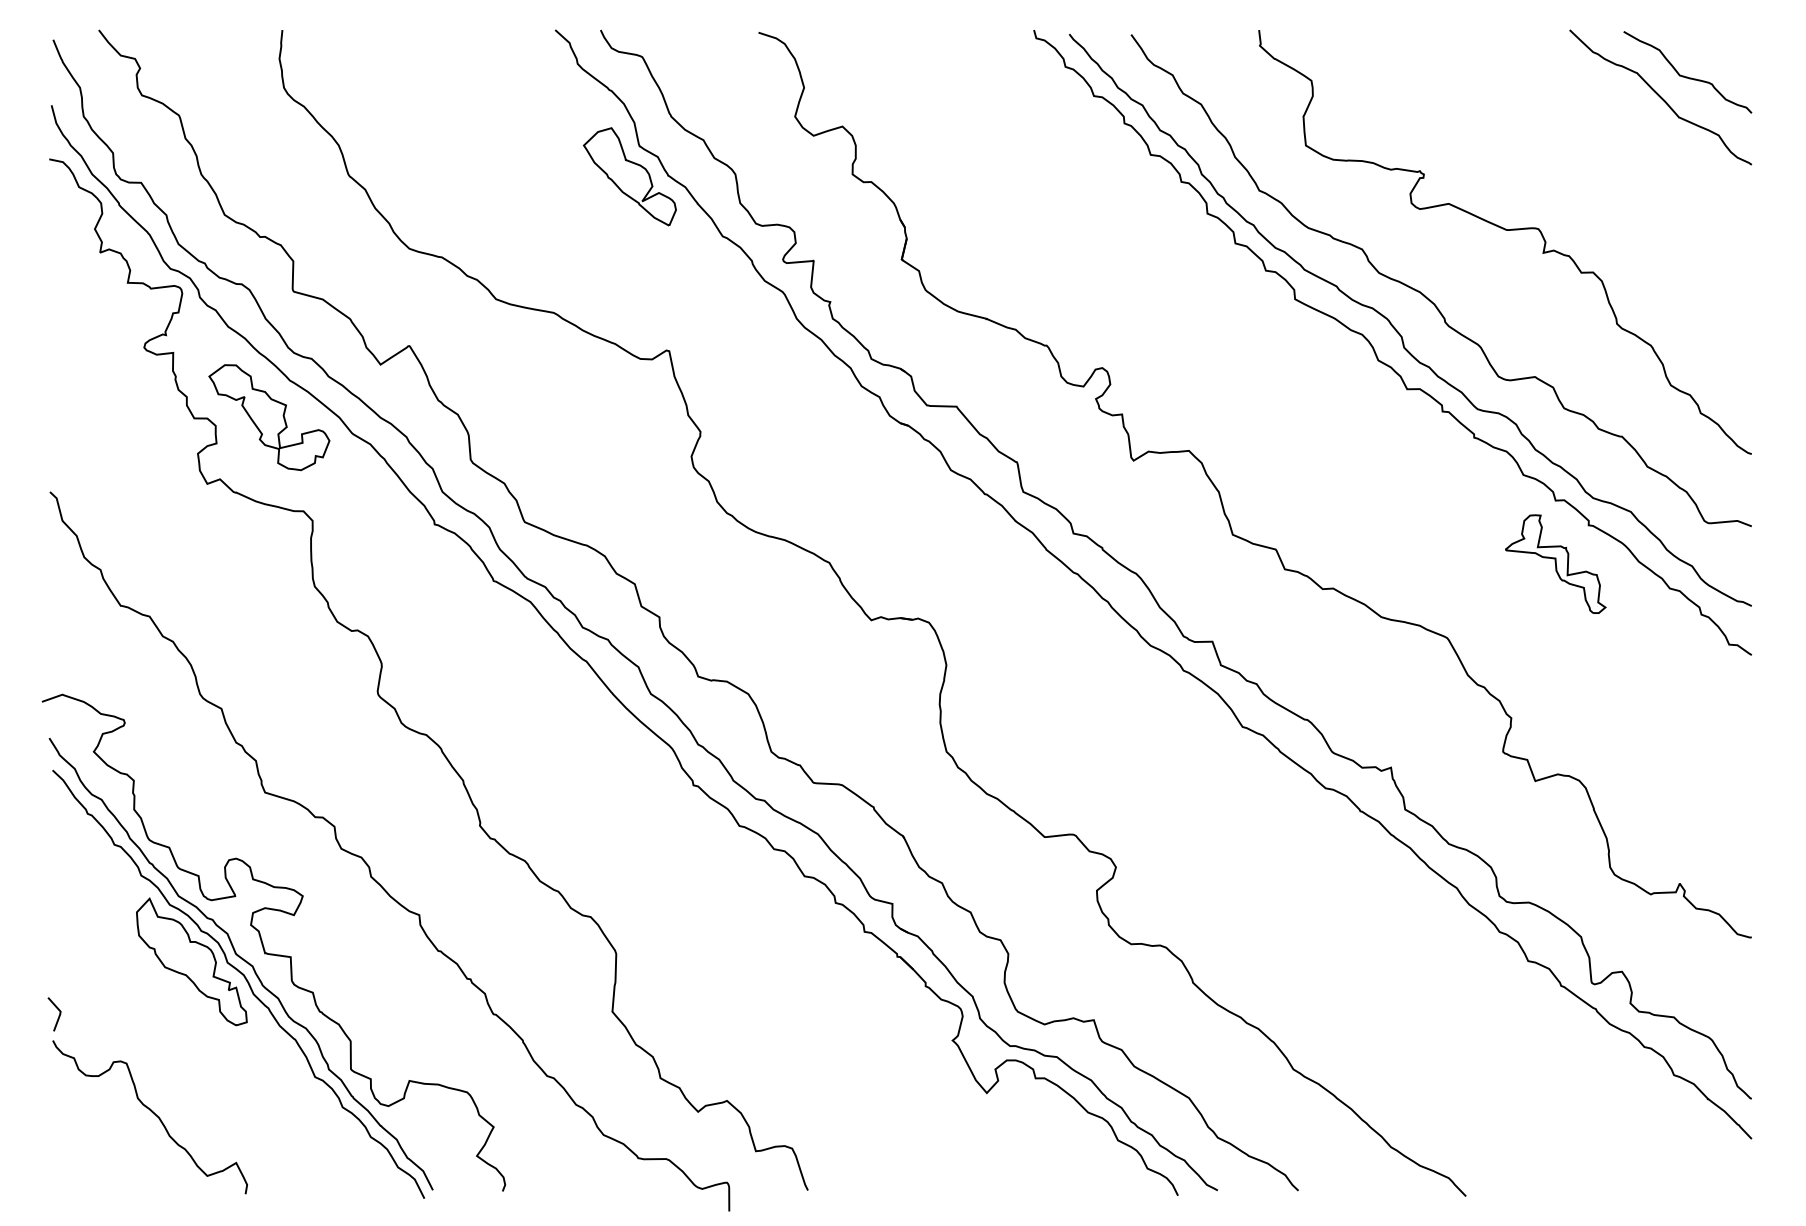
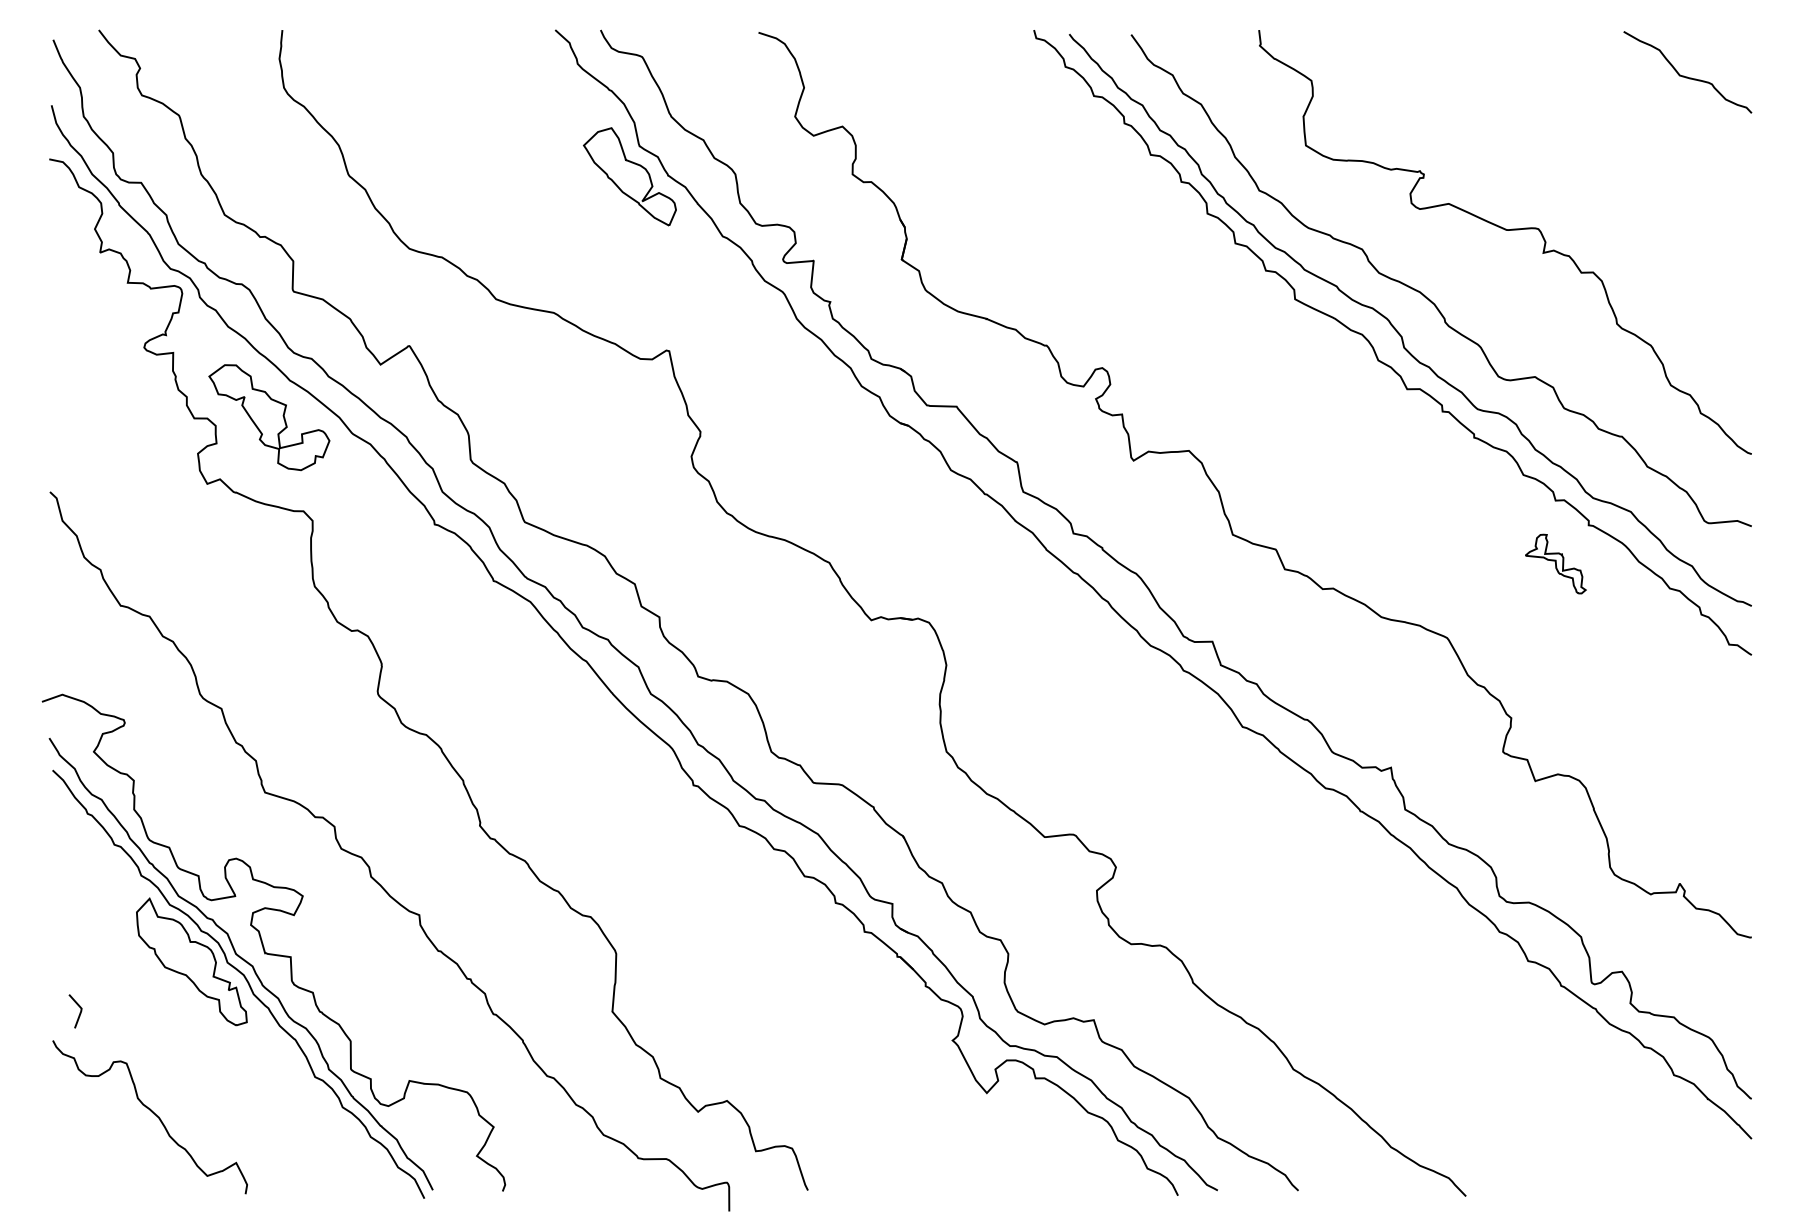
curve: present -> none (1660, 97)
part size: 102x100 px -> 62x62 px (1555, 563)
line position: (58, 1015) -> (79, 1012) (79, 1012)
